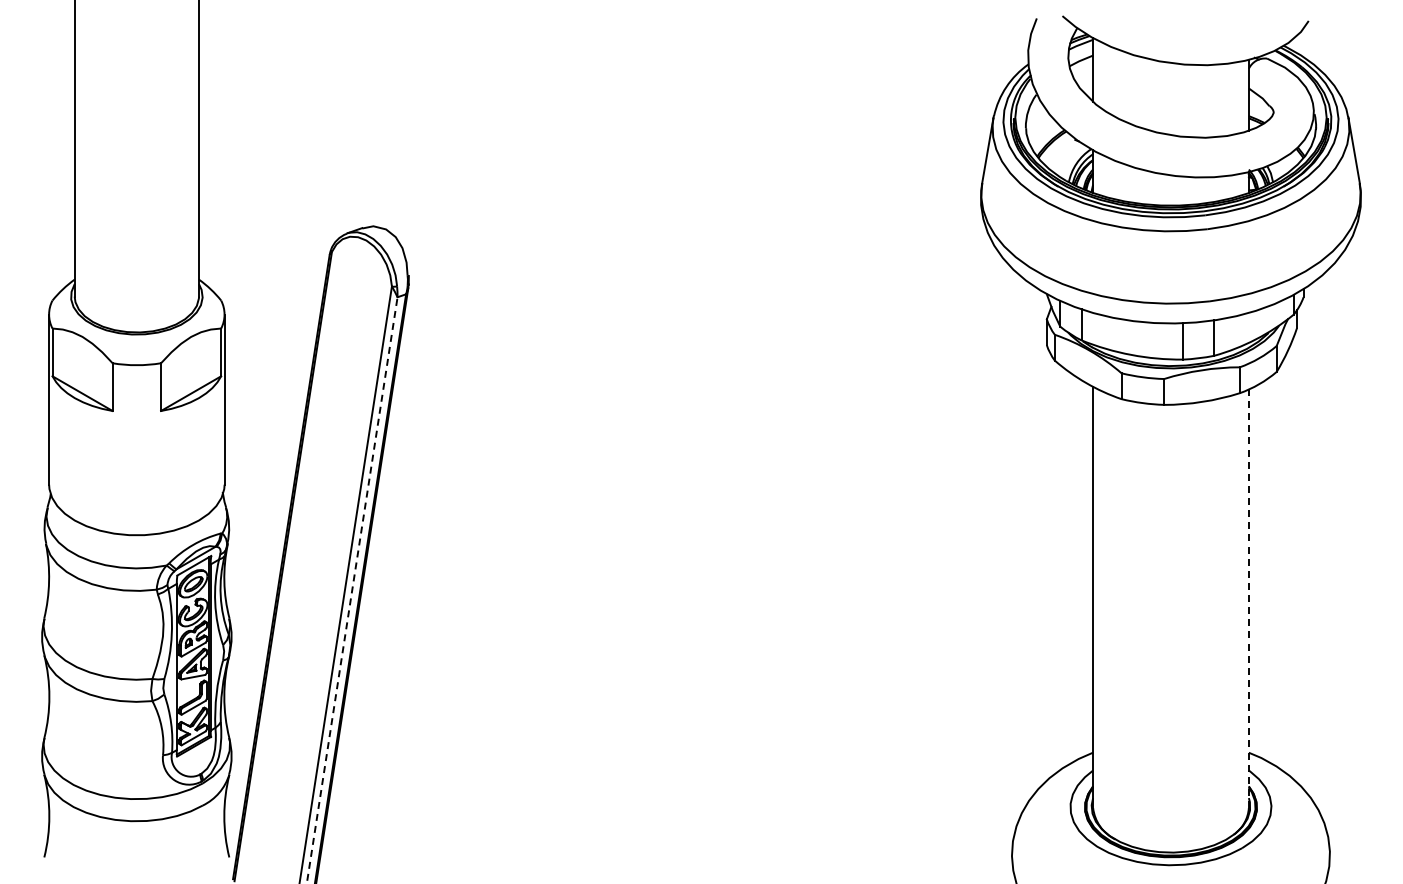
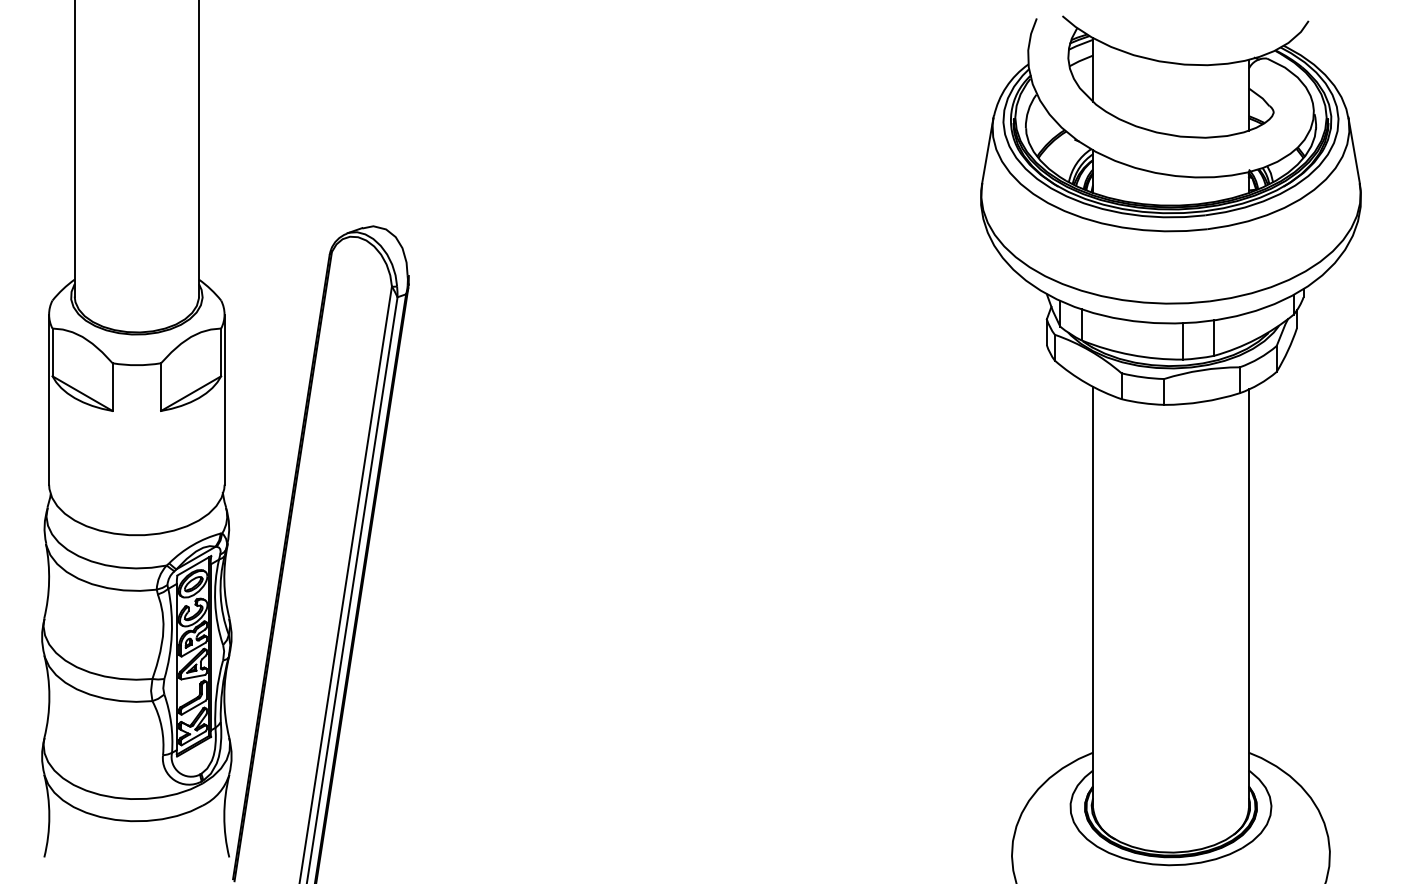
line: dashed -> solid (352, 589)
line: dashed -> solid (1248, 598)
